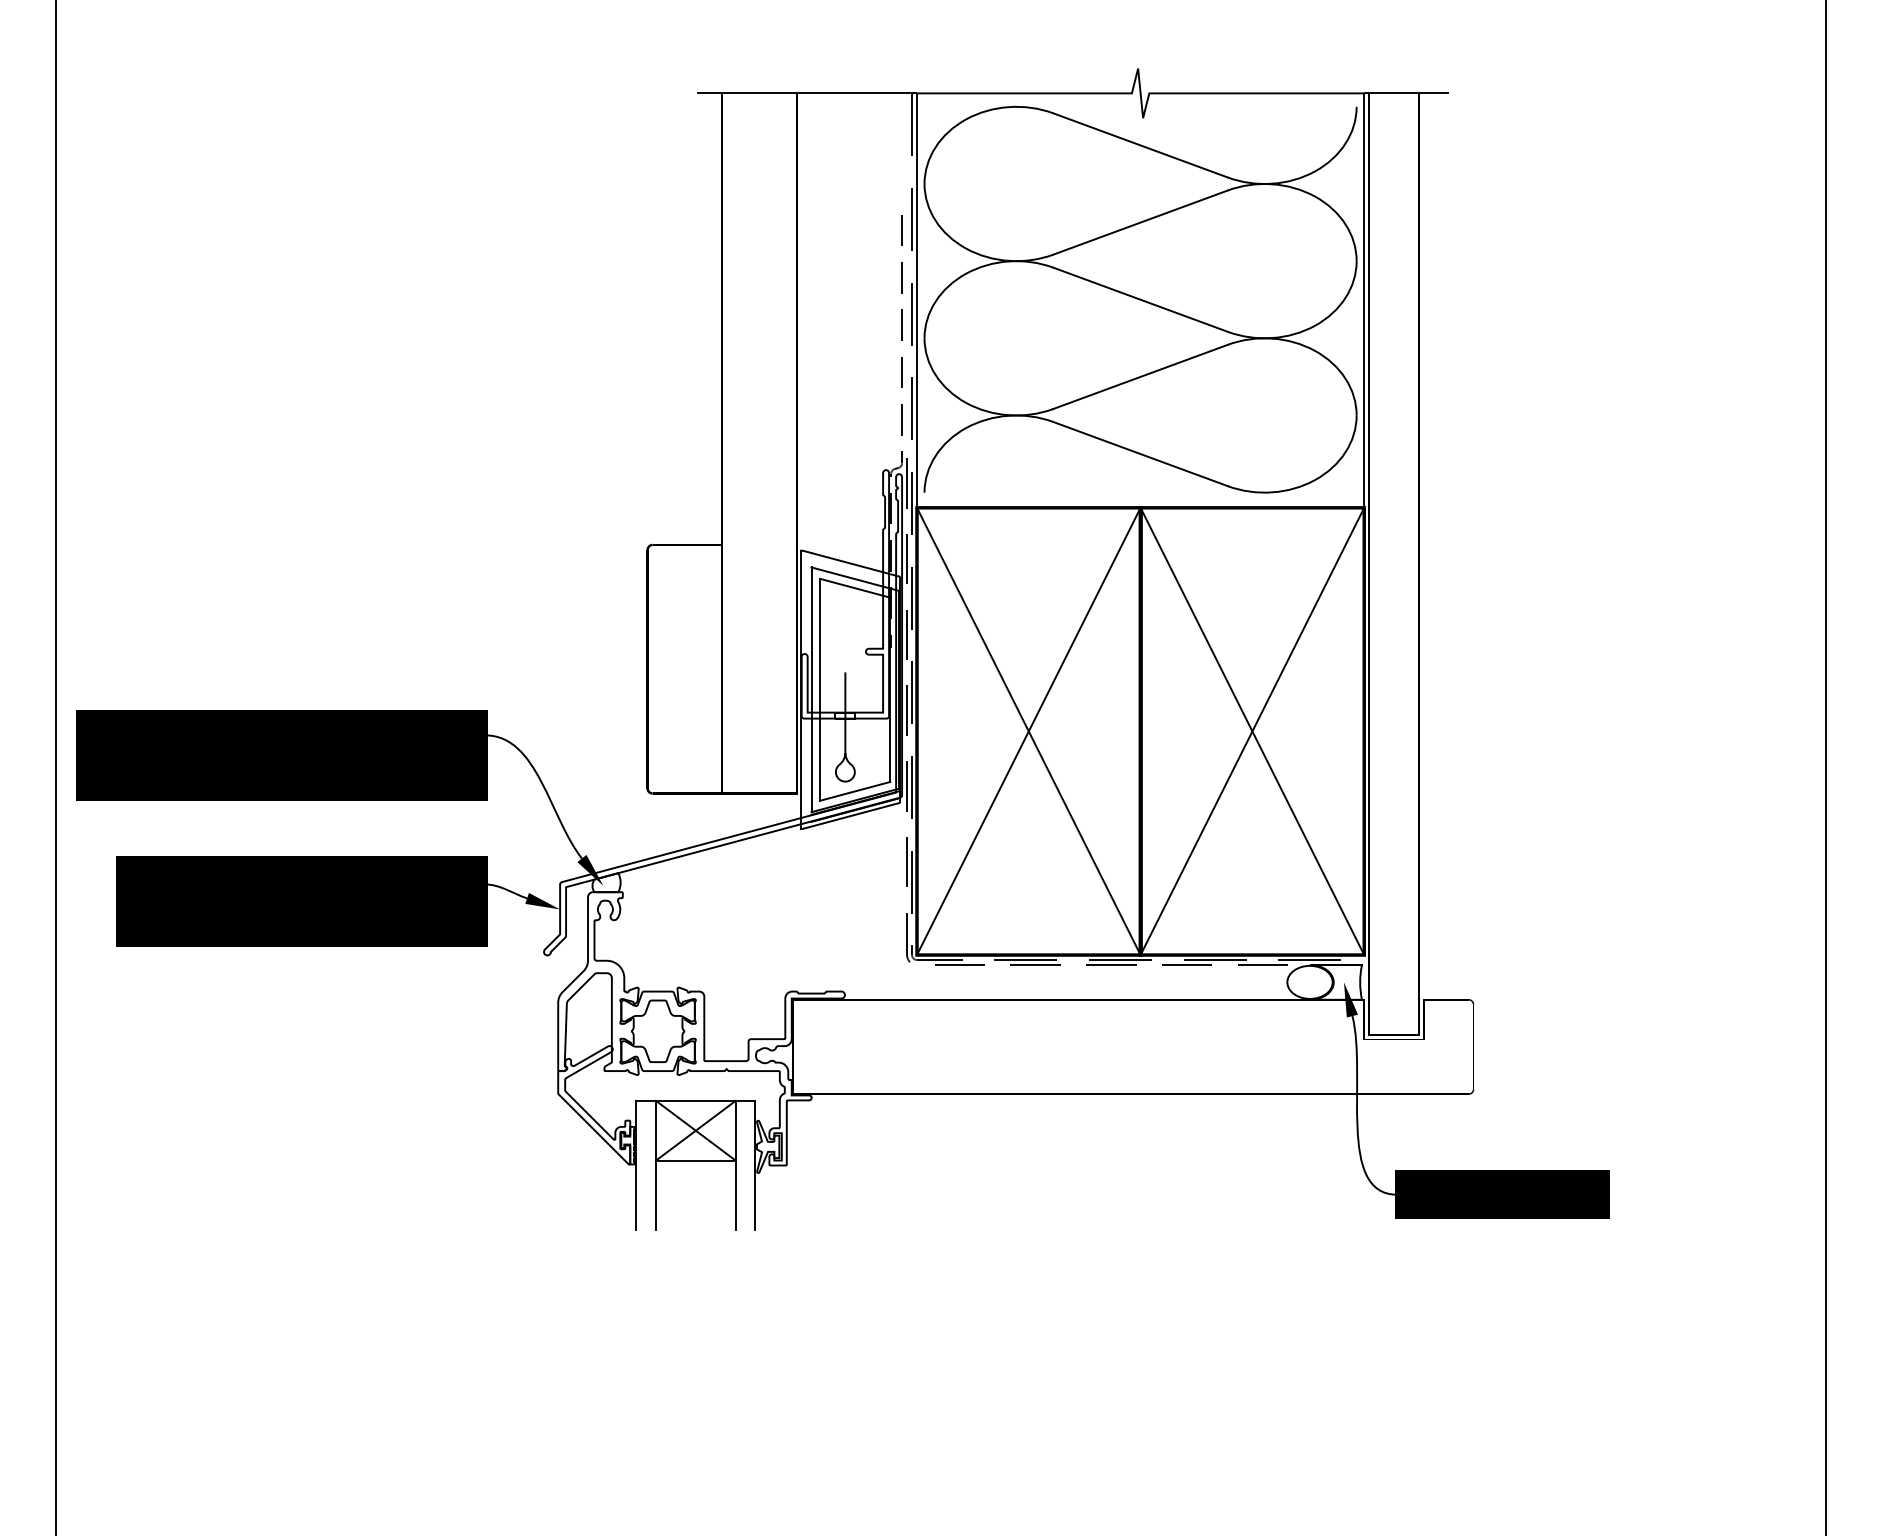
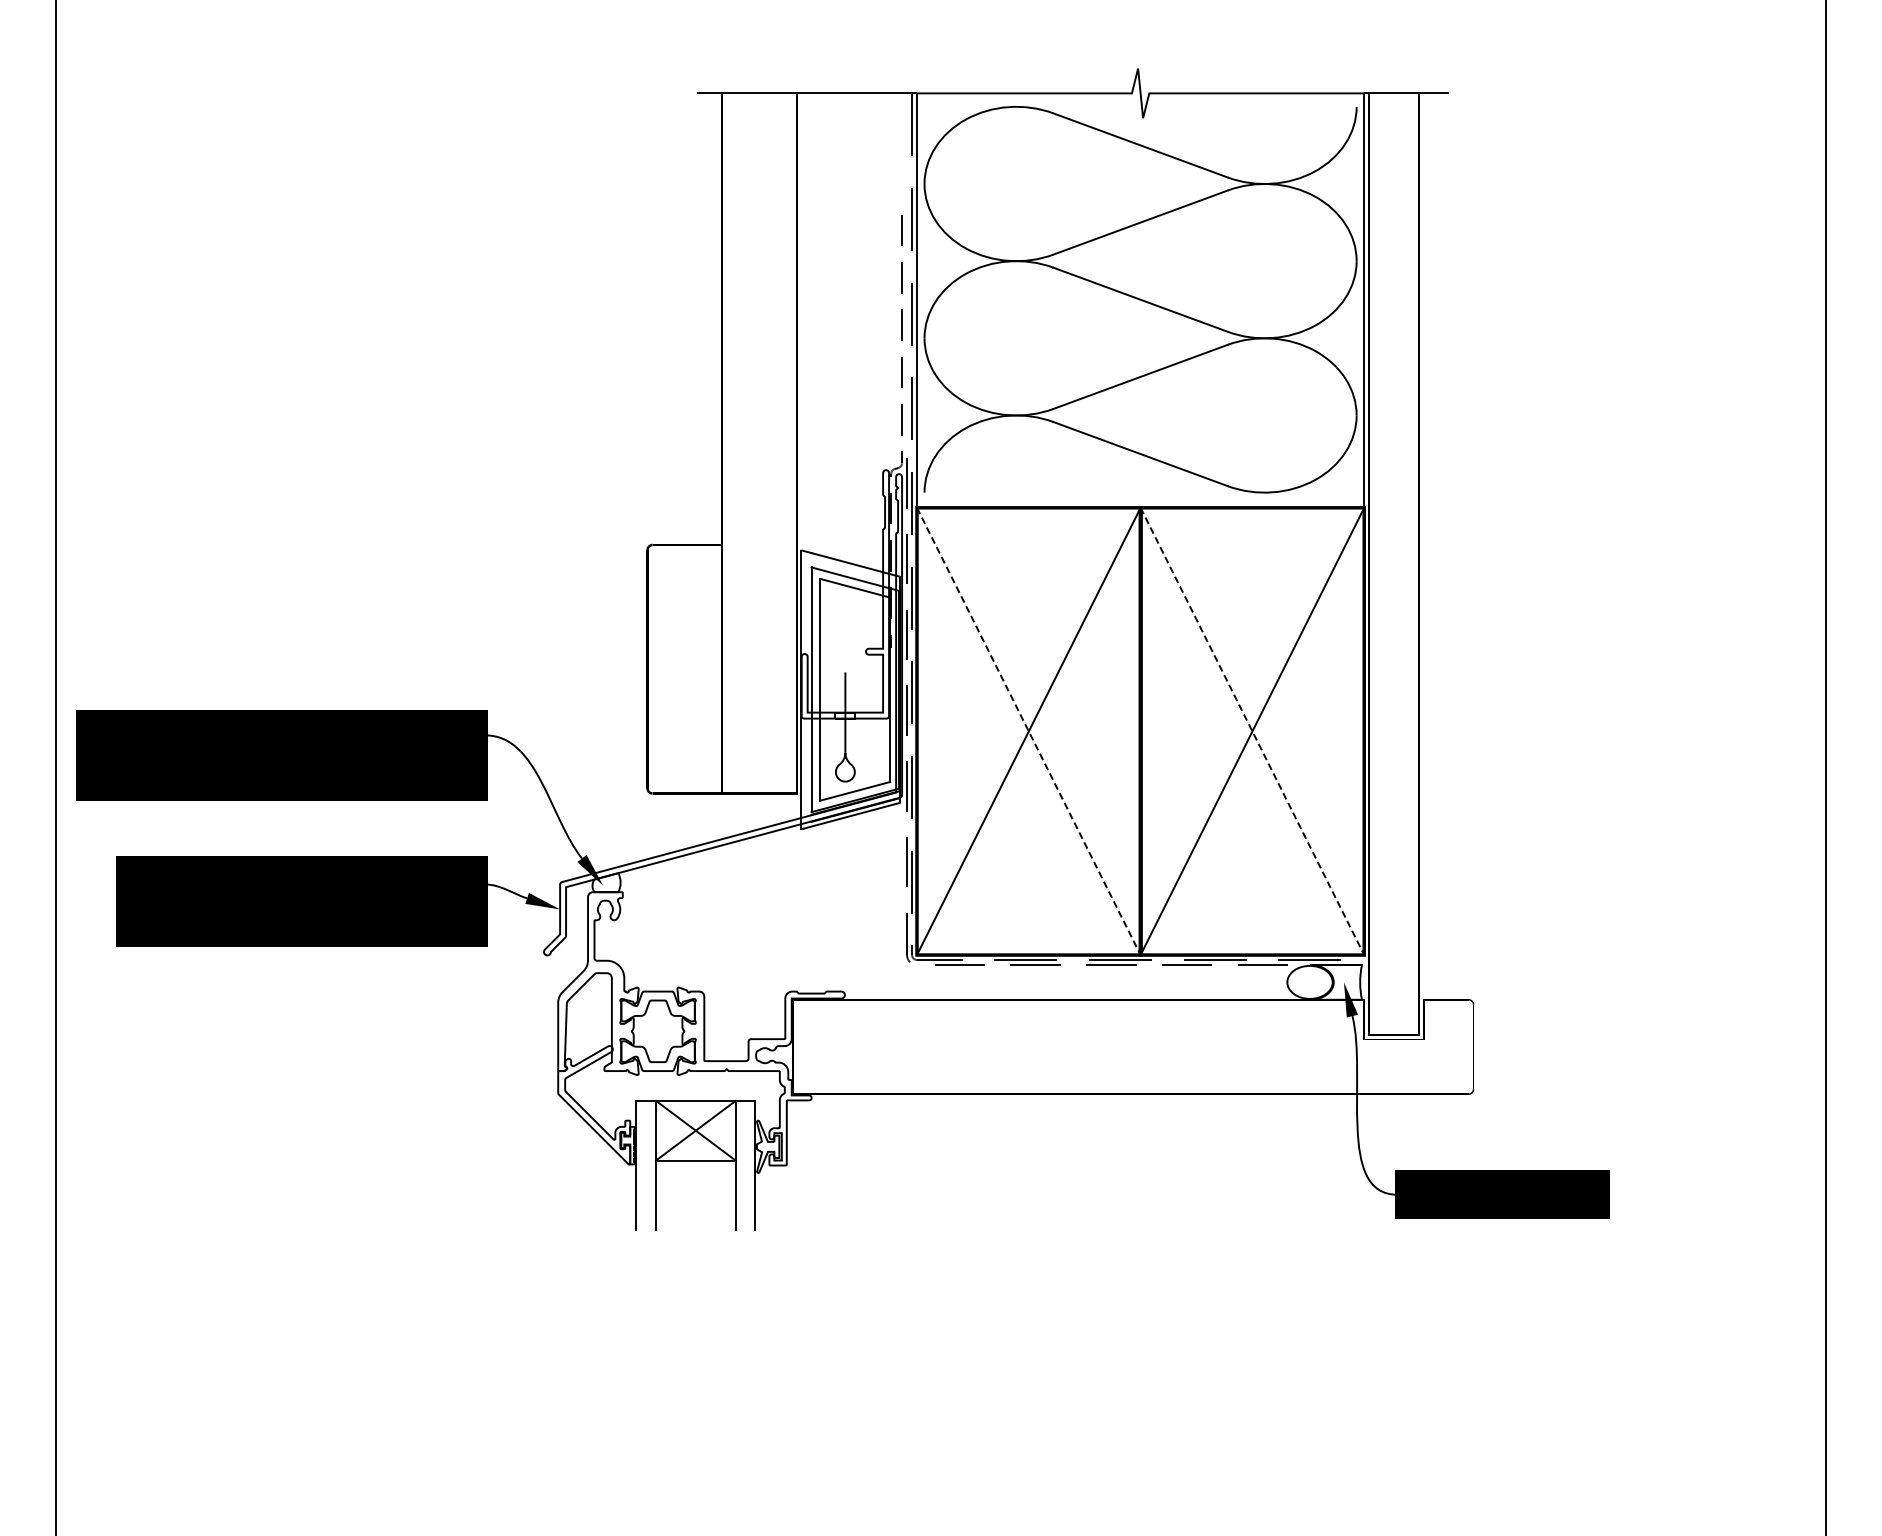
line: solid -> dashed (1029, 731)
line: solid -> dashed (1252, 731)
